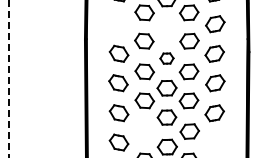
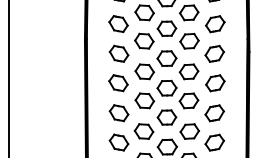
part: none -> present (118, 24)
part: none -> present (166, 28)
part size: 16x13 px -> 22x17 px (166, 58)
line: dashed -> solid (8, 79)
part: none -> present (143, 131)
part: none -> present (214, 142)
